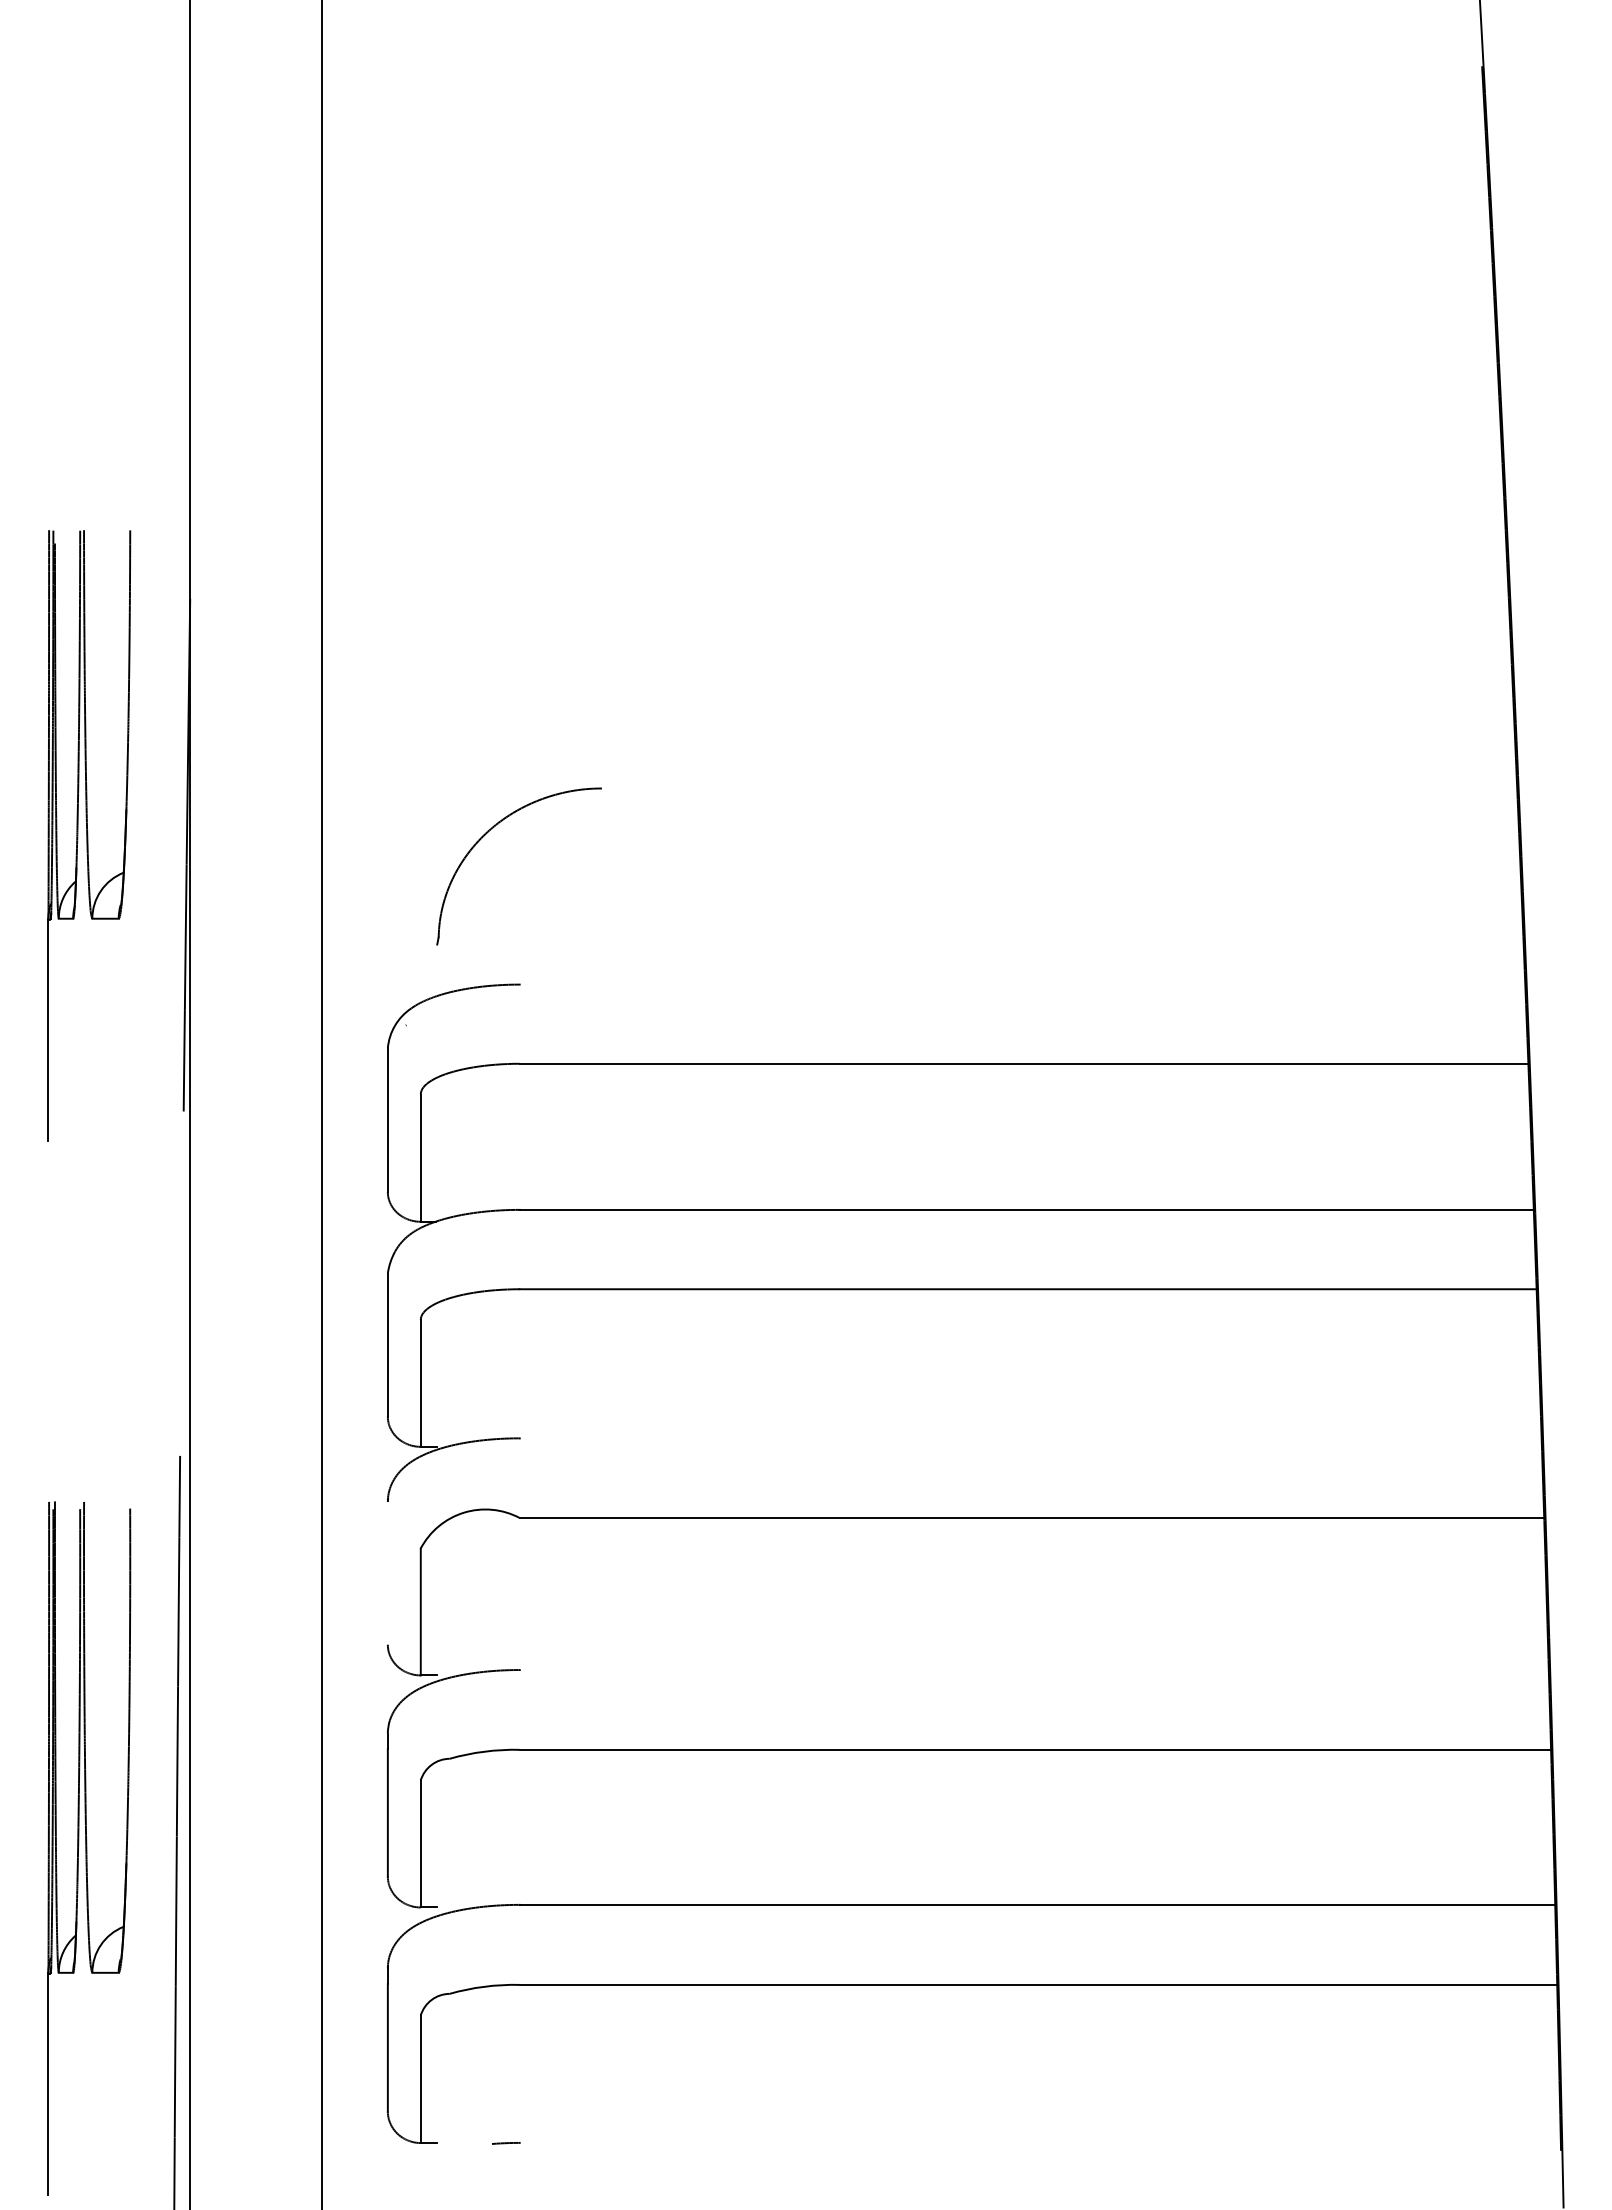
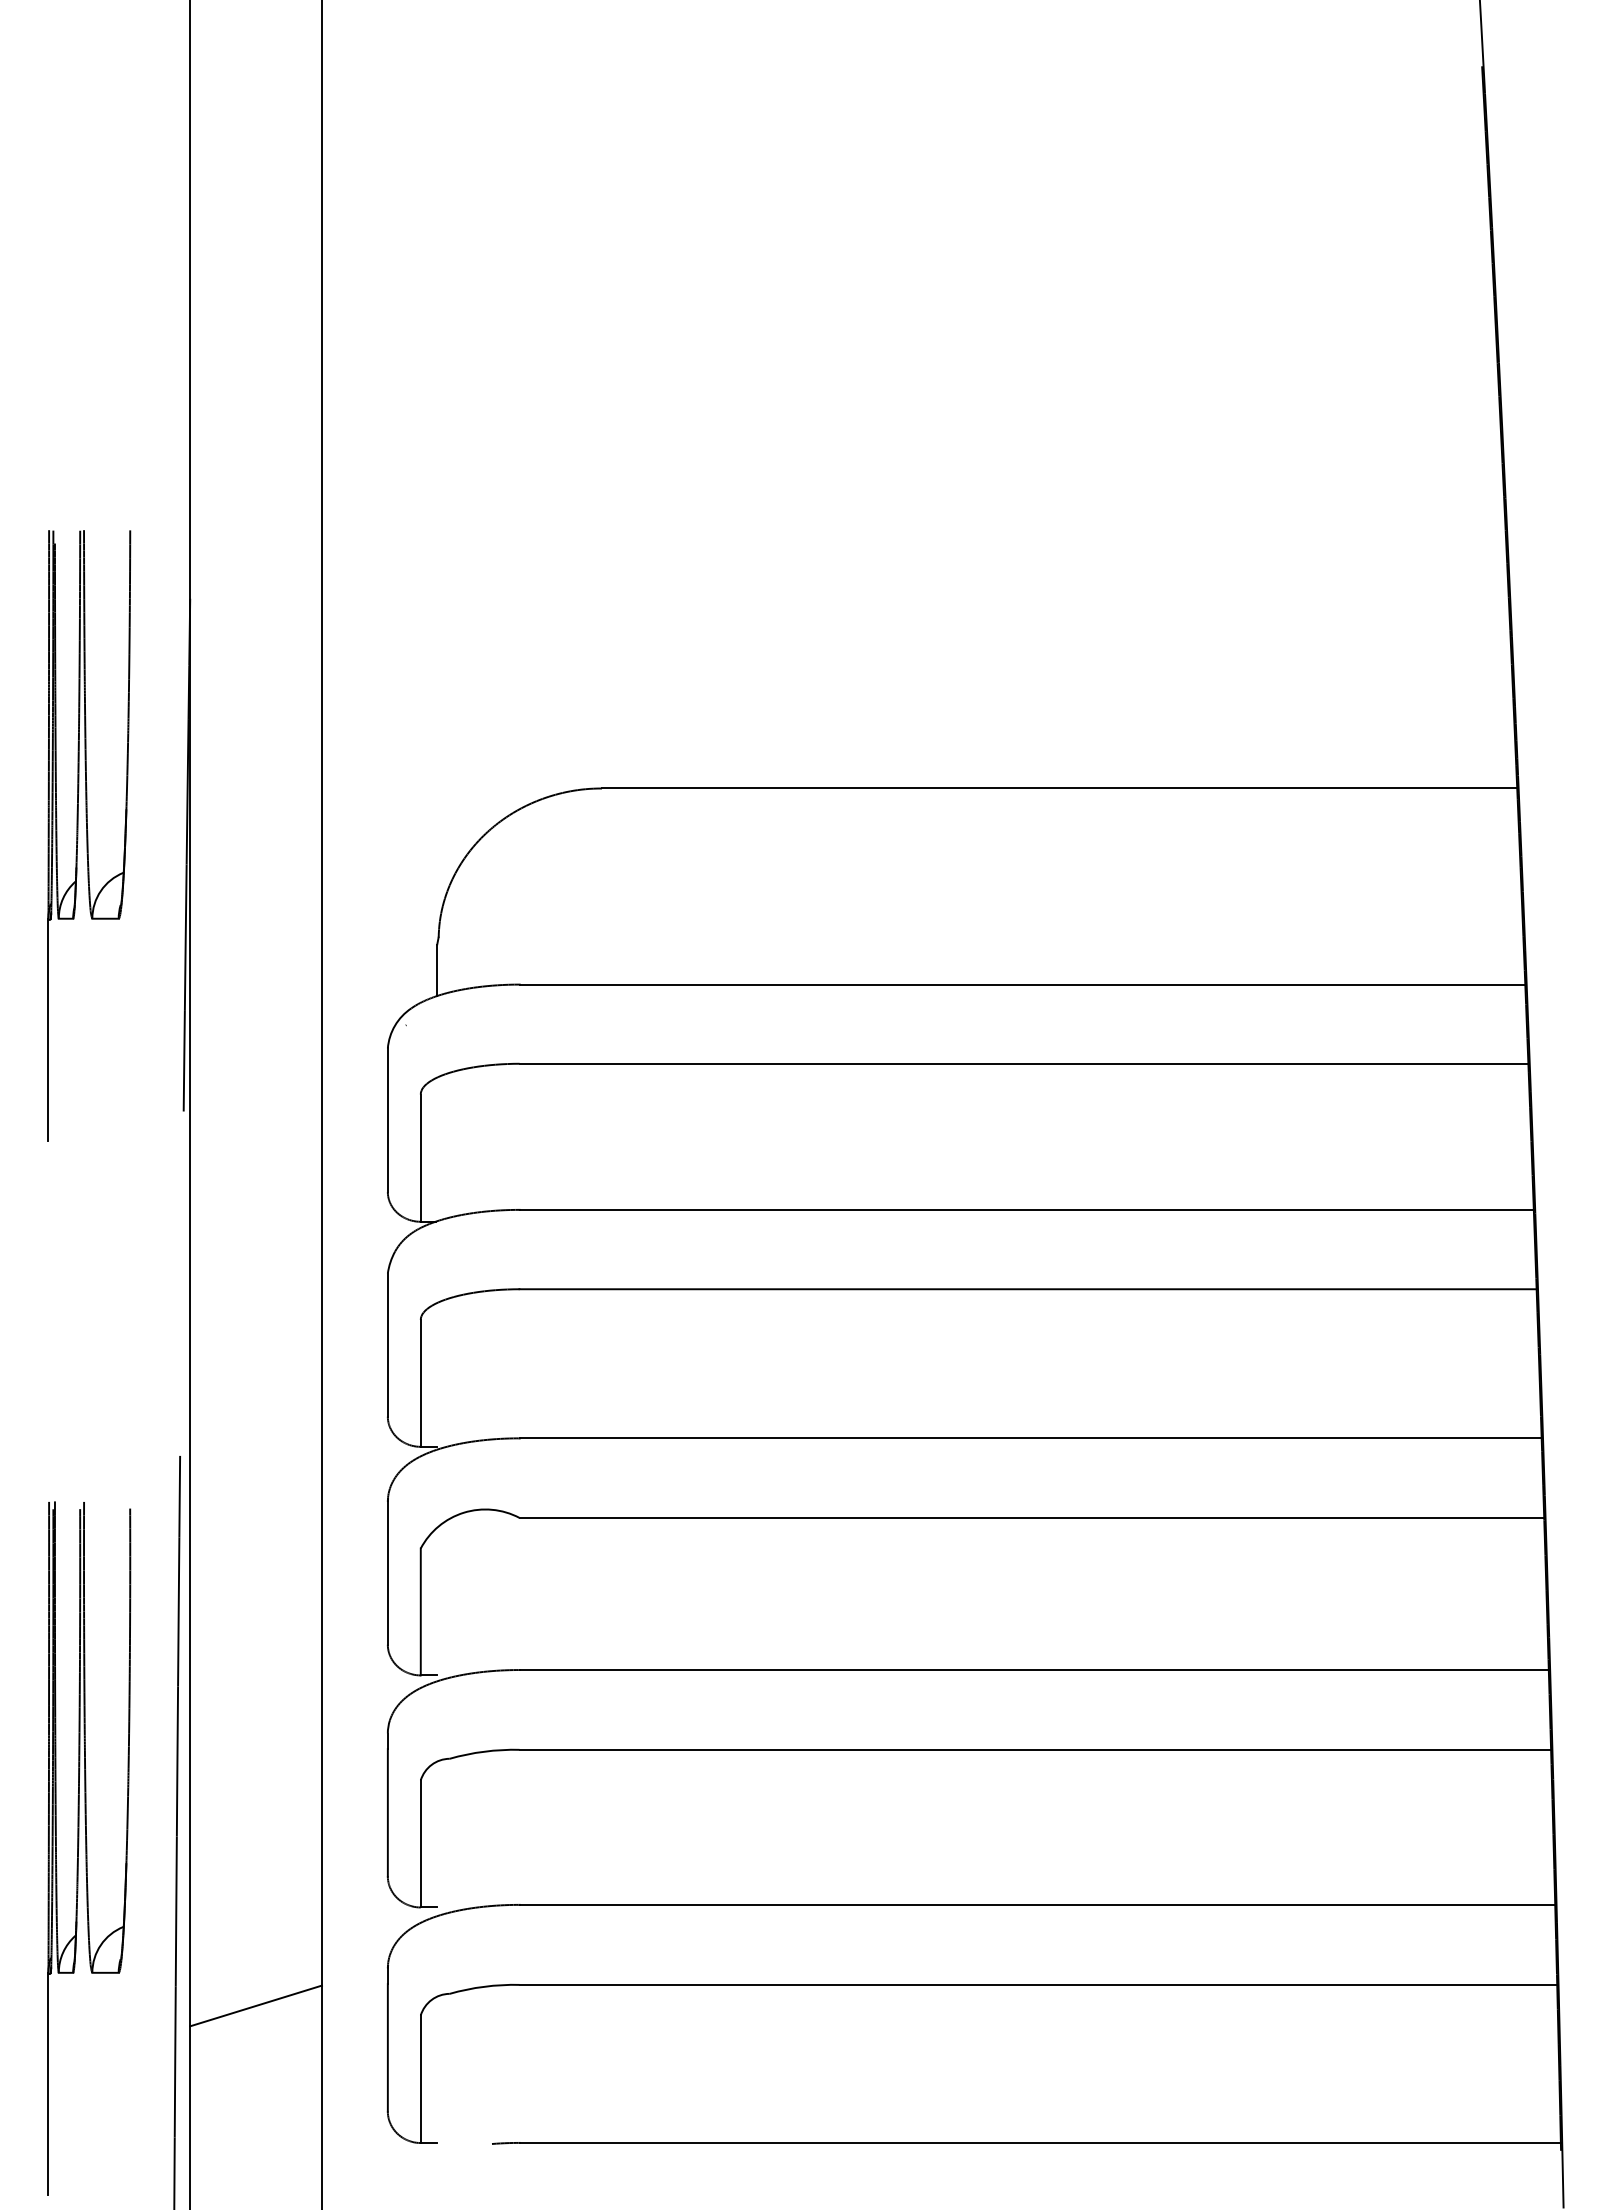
line: none -> present (1059, 788)
line: none -> present (437, 969)
line: none -> present (1022, 984)
line: none -> present (1030, 1438)
line: none -> present (387, 1572)
line: none -> present (1033, 1670)
line: none -> present (255, 2005)
line: none -> present (1039, 2142)
